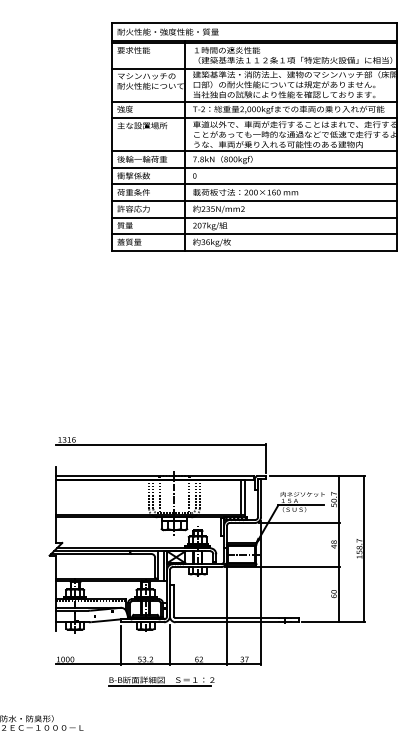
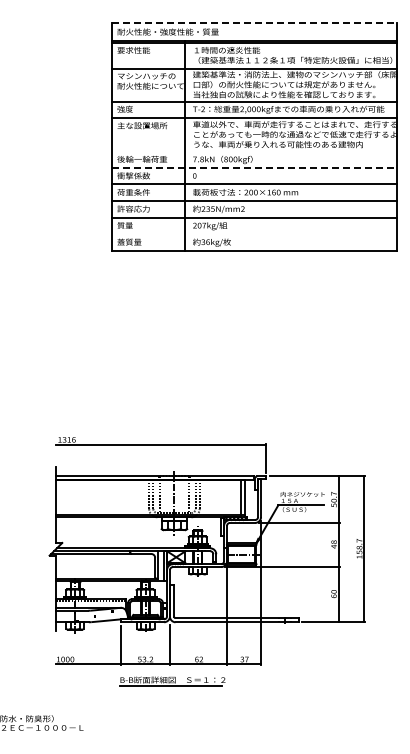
line: solid -> dashed (254, 22)
line: present -> none (253, 151)
line: solid -> dashed (254, 167)
line: present -> none (253, 234)
part position: (161, 681) -> (172, 681) (172, 681)
